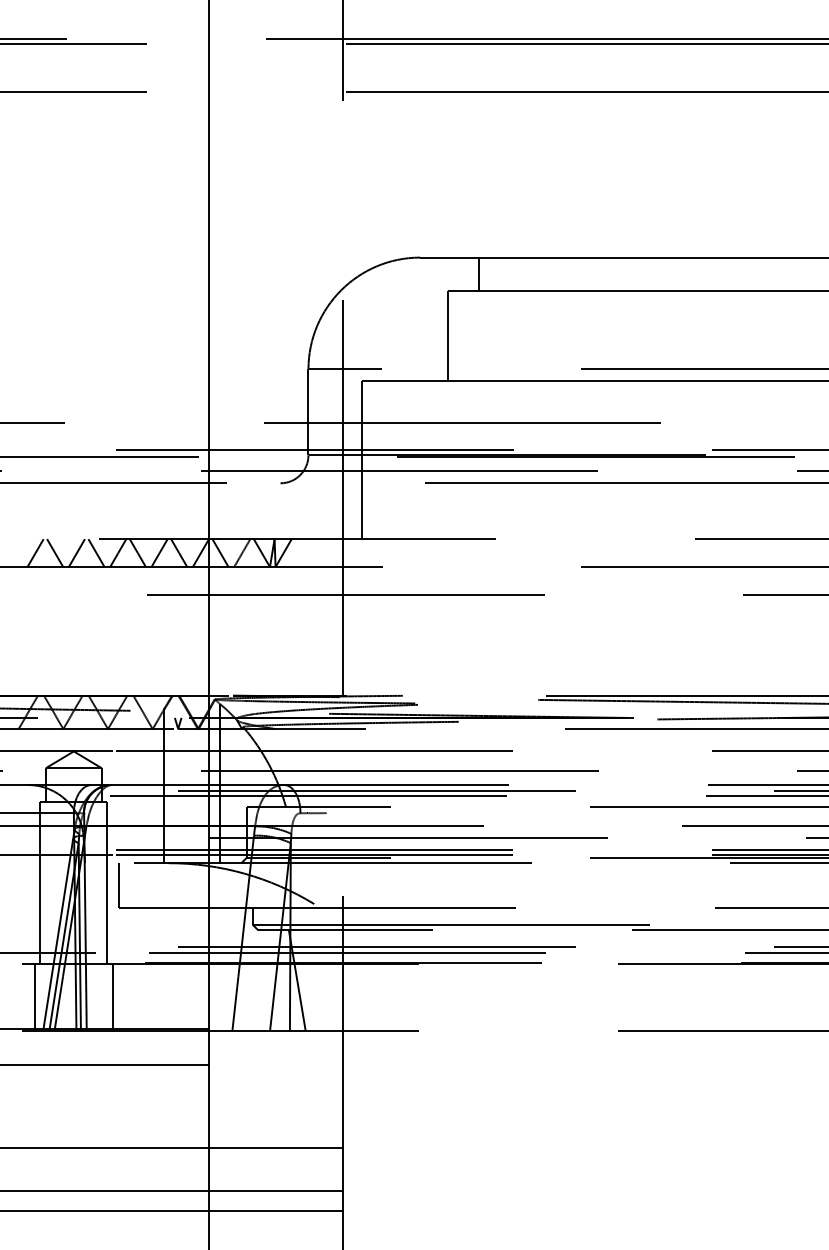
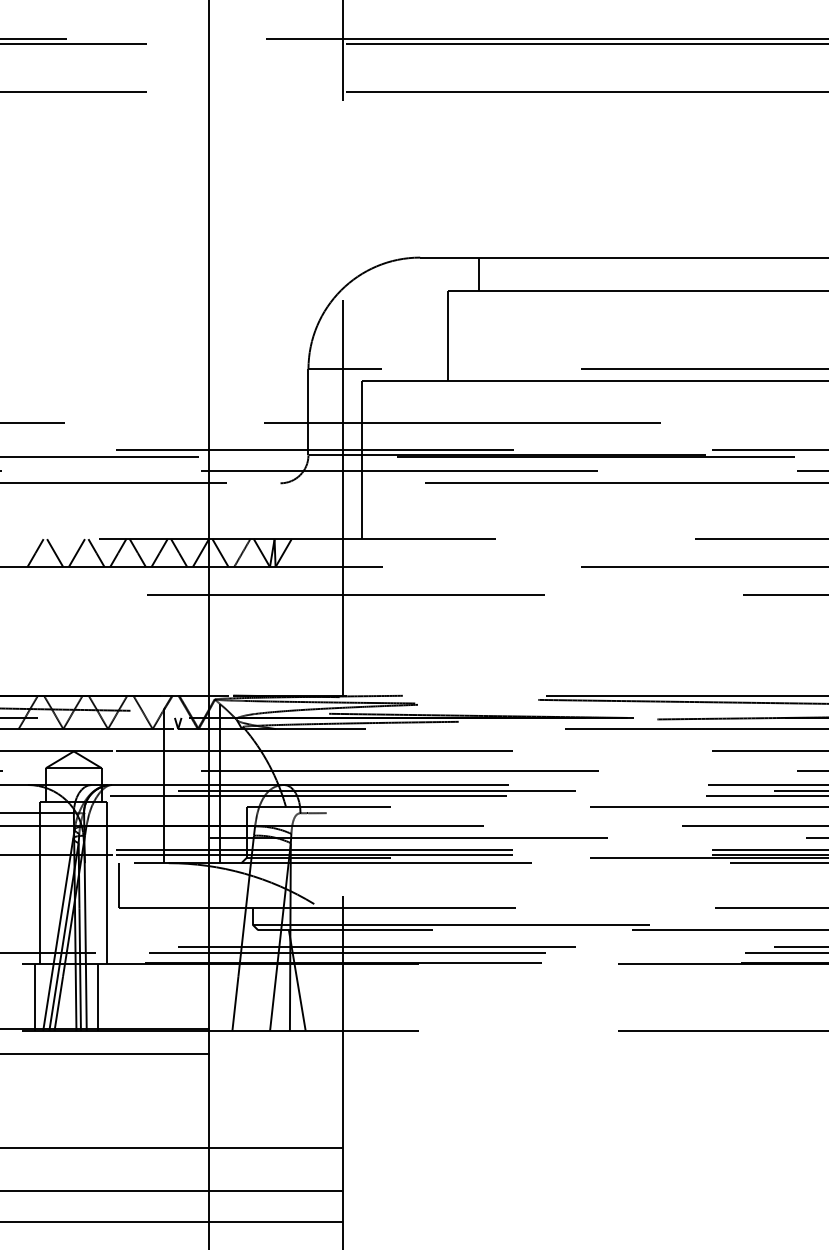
line position: (112, 996) -> (97, 996) (97, 996)
line position: (105, 1065) -> (105, 1054) (105, 1054)
line position: (172, 1211) -> (172, 1222) (172, 1222)
